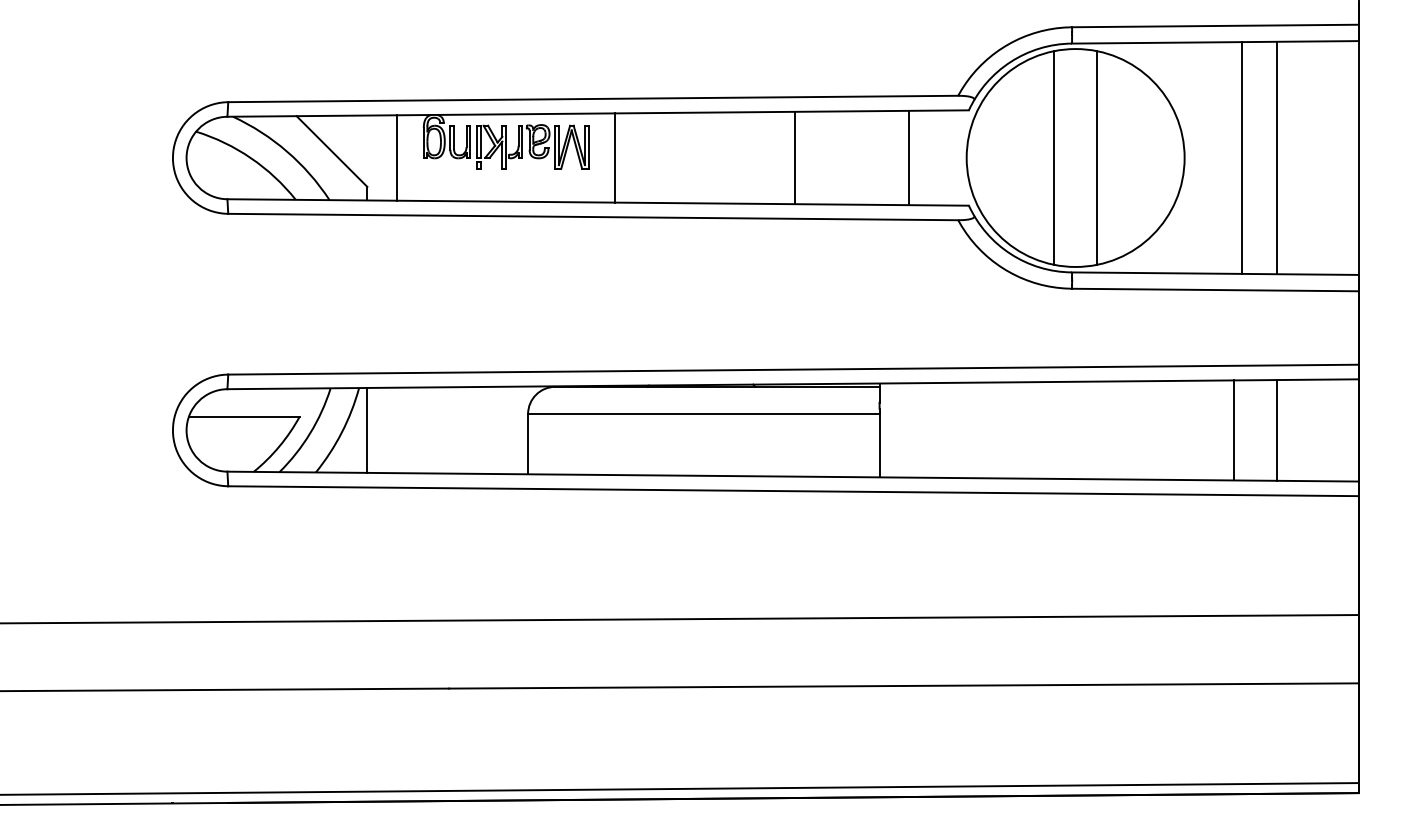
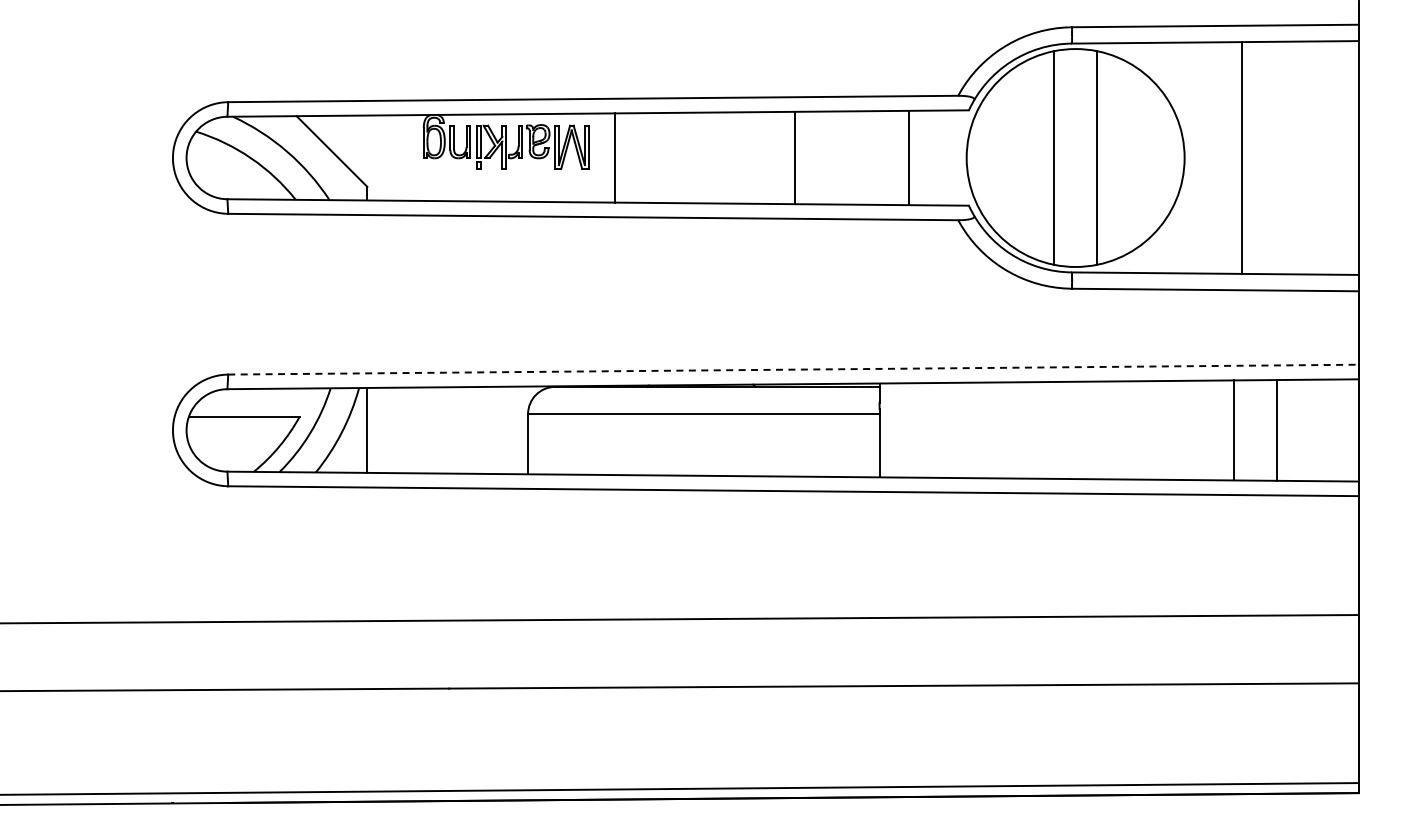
line: present -> none (397, 157)
line: present -> none (1277, 157)
line: solid -> dashed (794, 369)
